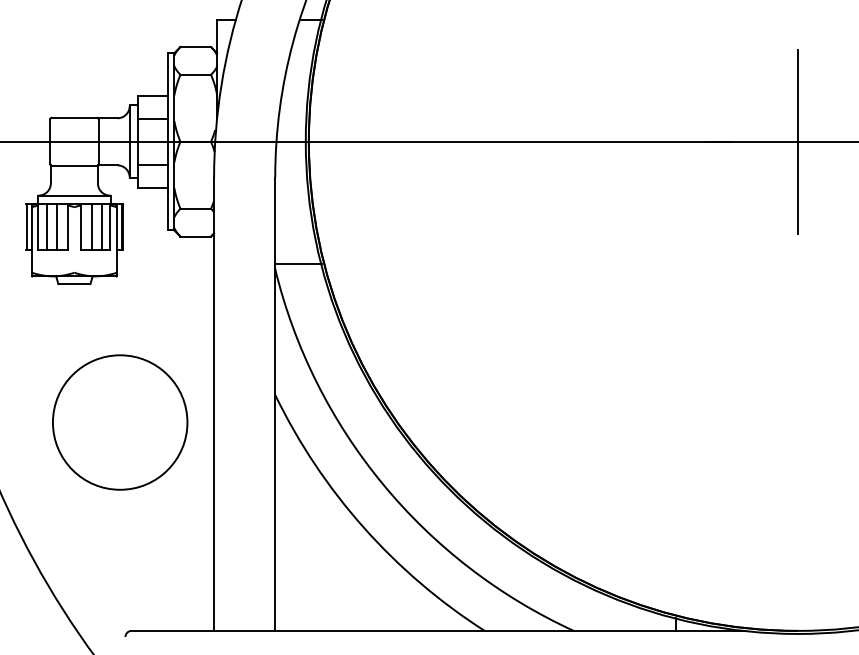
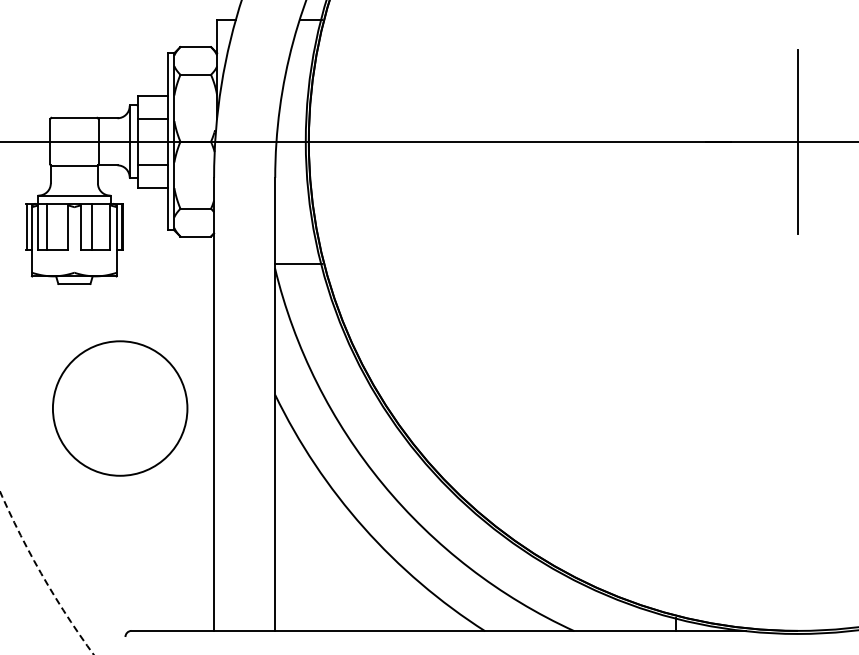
line: present -> none (57, 226)
line: present -> none (101, 226)
circle position: (120, 422) -> (120, 408) (120, 408)
arc: solid -> dashed (42, 575)
